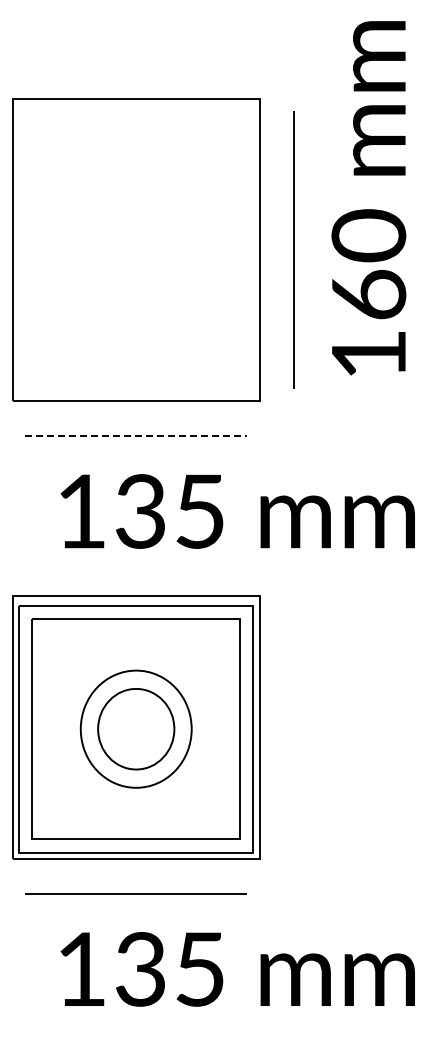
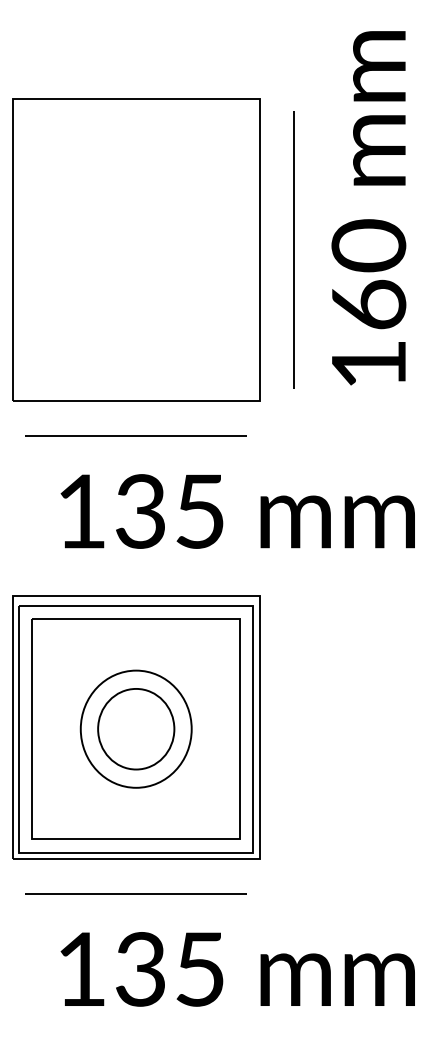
text position: (368, 198) -> (368, 208) (368, 208)
line: dashed -> solid (136, 436)
